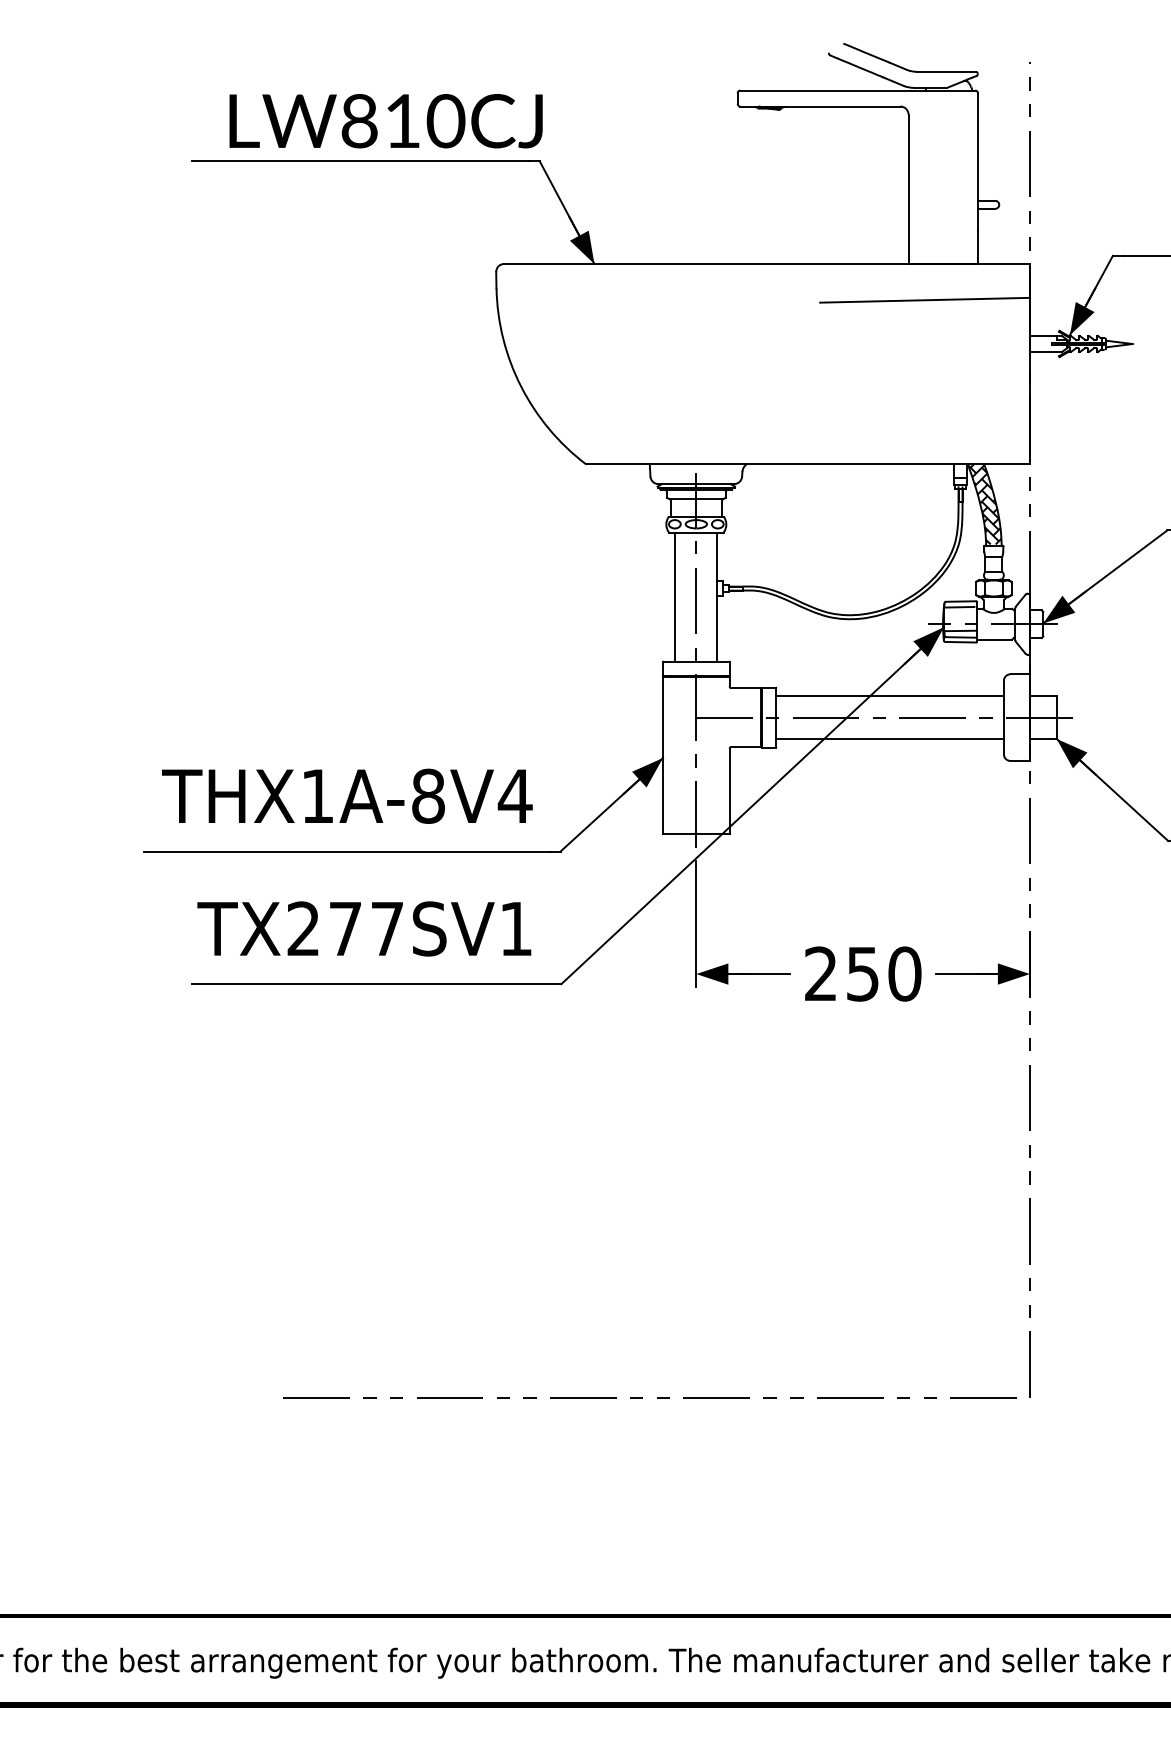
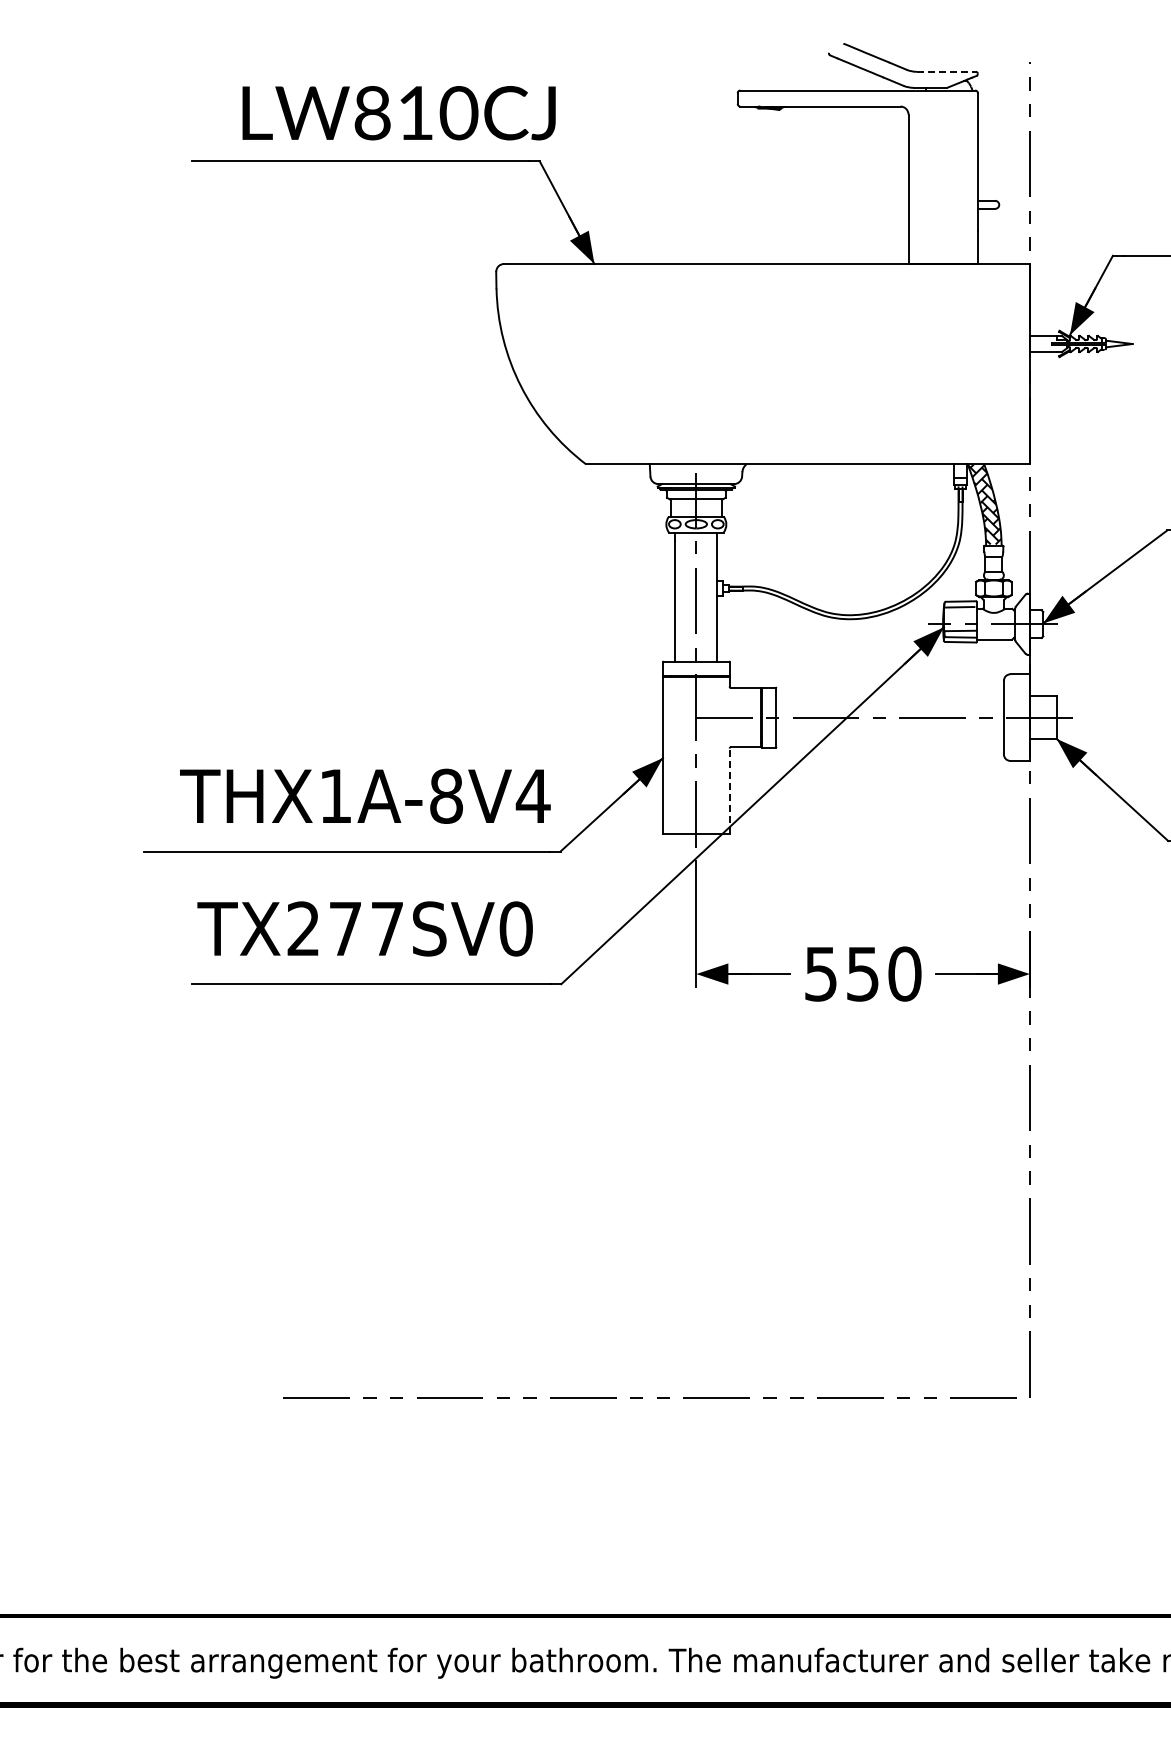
line: solid -> dashed (946, 71)
text position: (385, 121) -> (398, 113) (398, 113)
line: present -> none (924, 299)
line: present -> none (889, 696)
line: present -> none (889, 738)
line: solid -> dashed (729, 791)
text position: (347, 795) -> (365, 795) (365, 795)
text: TX277SV1 -> TX277SV0 (515, 928)
text: 250 -> 550 (820, 973)
